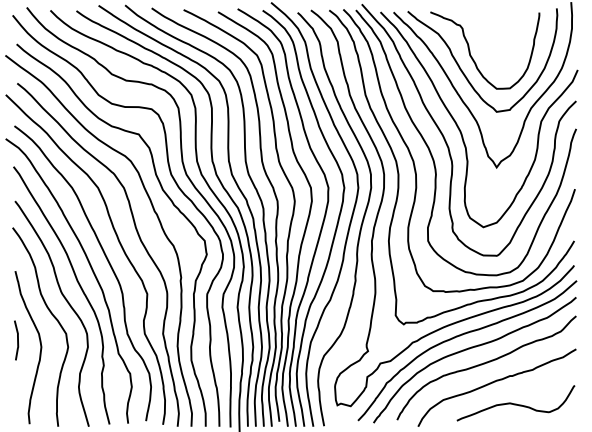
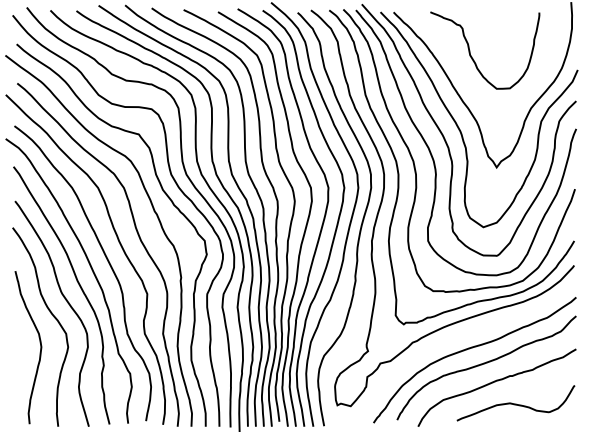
curve: present -> none (463, 71)
curve: present -> none (460, 336)
curve: present -> none (17, 340)
